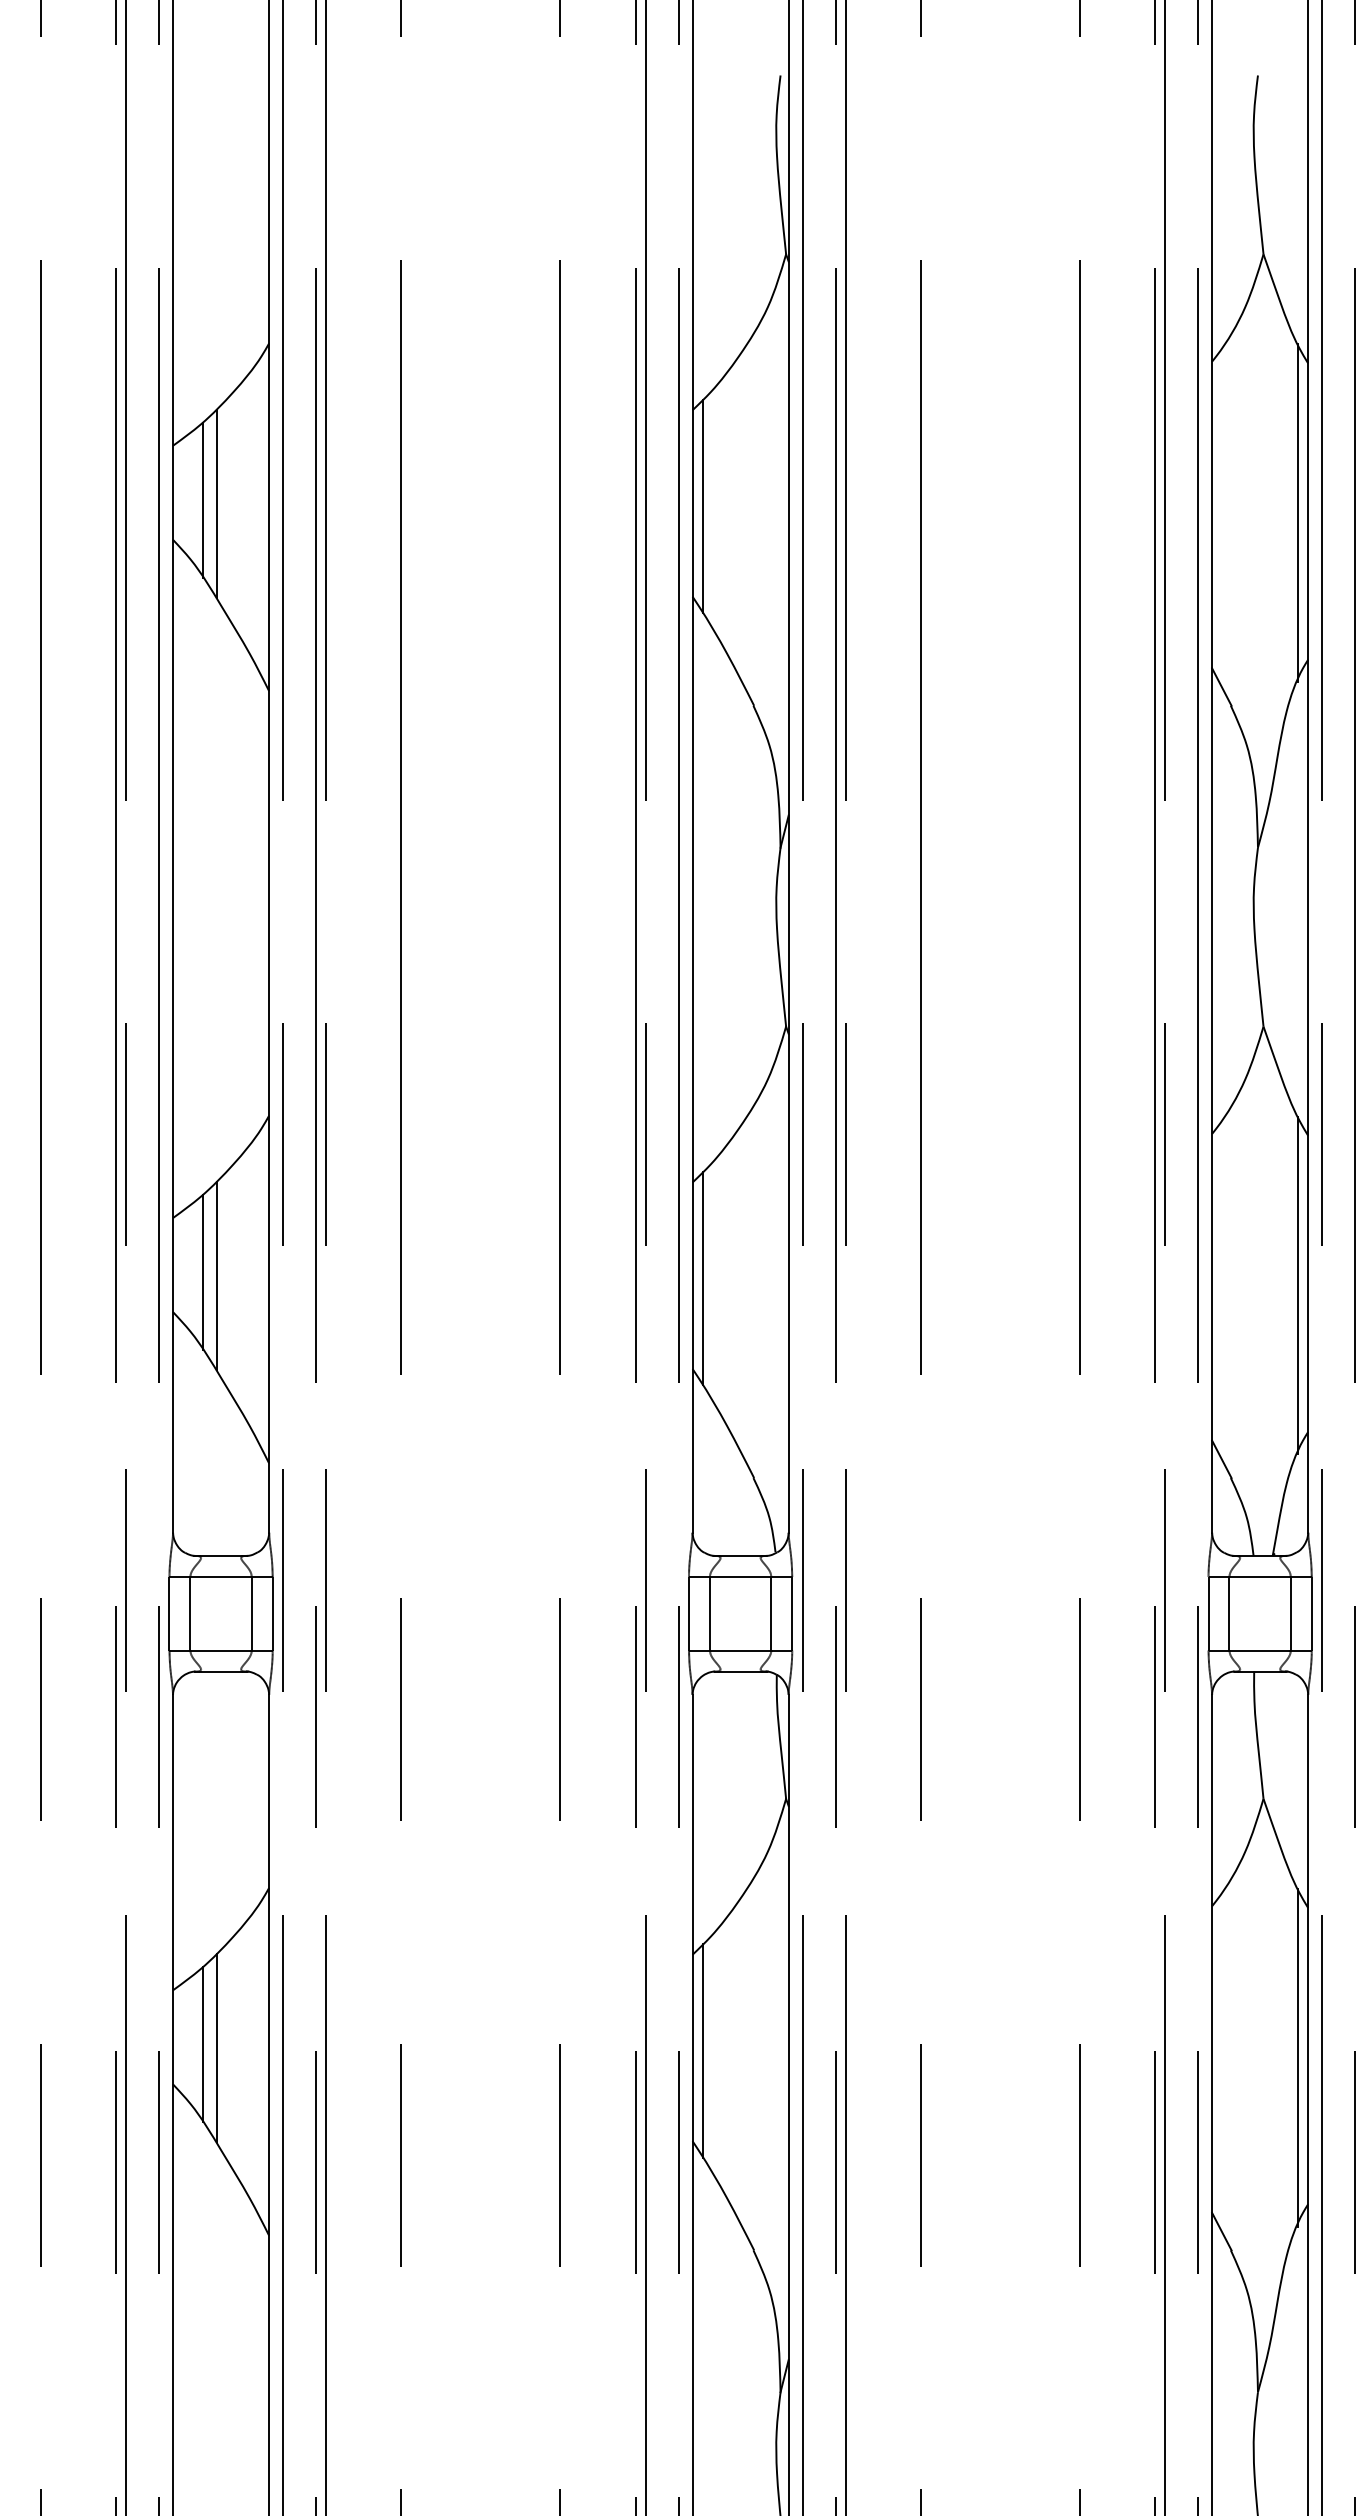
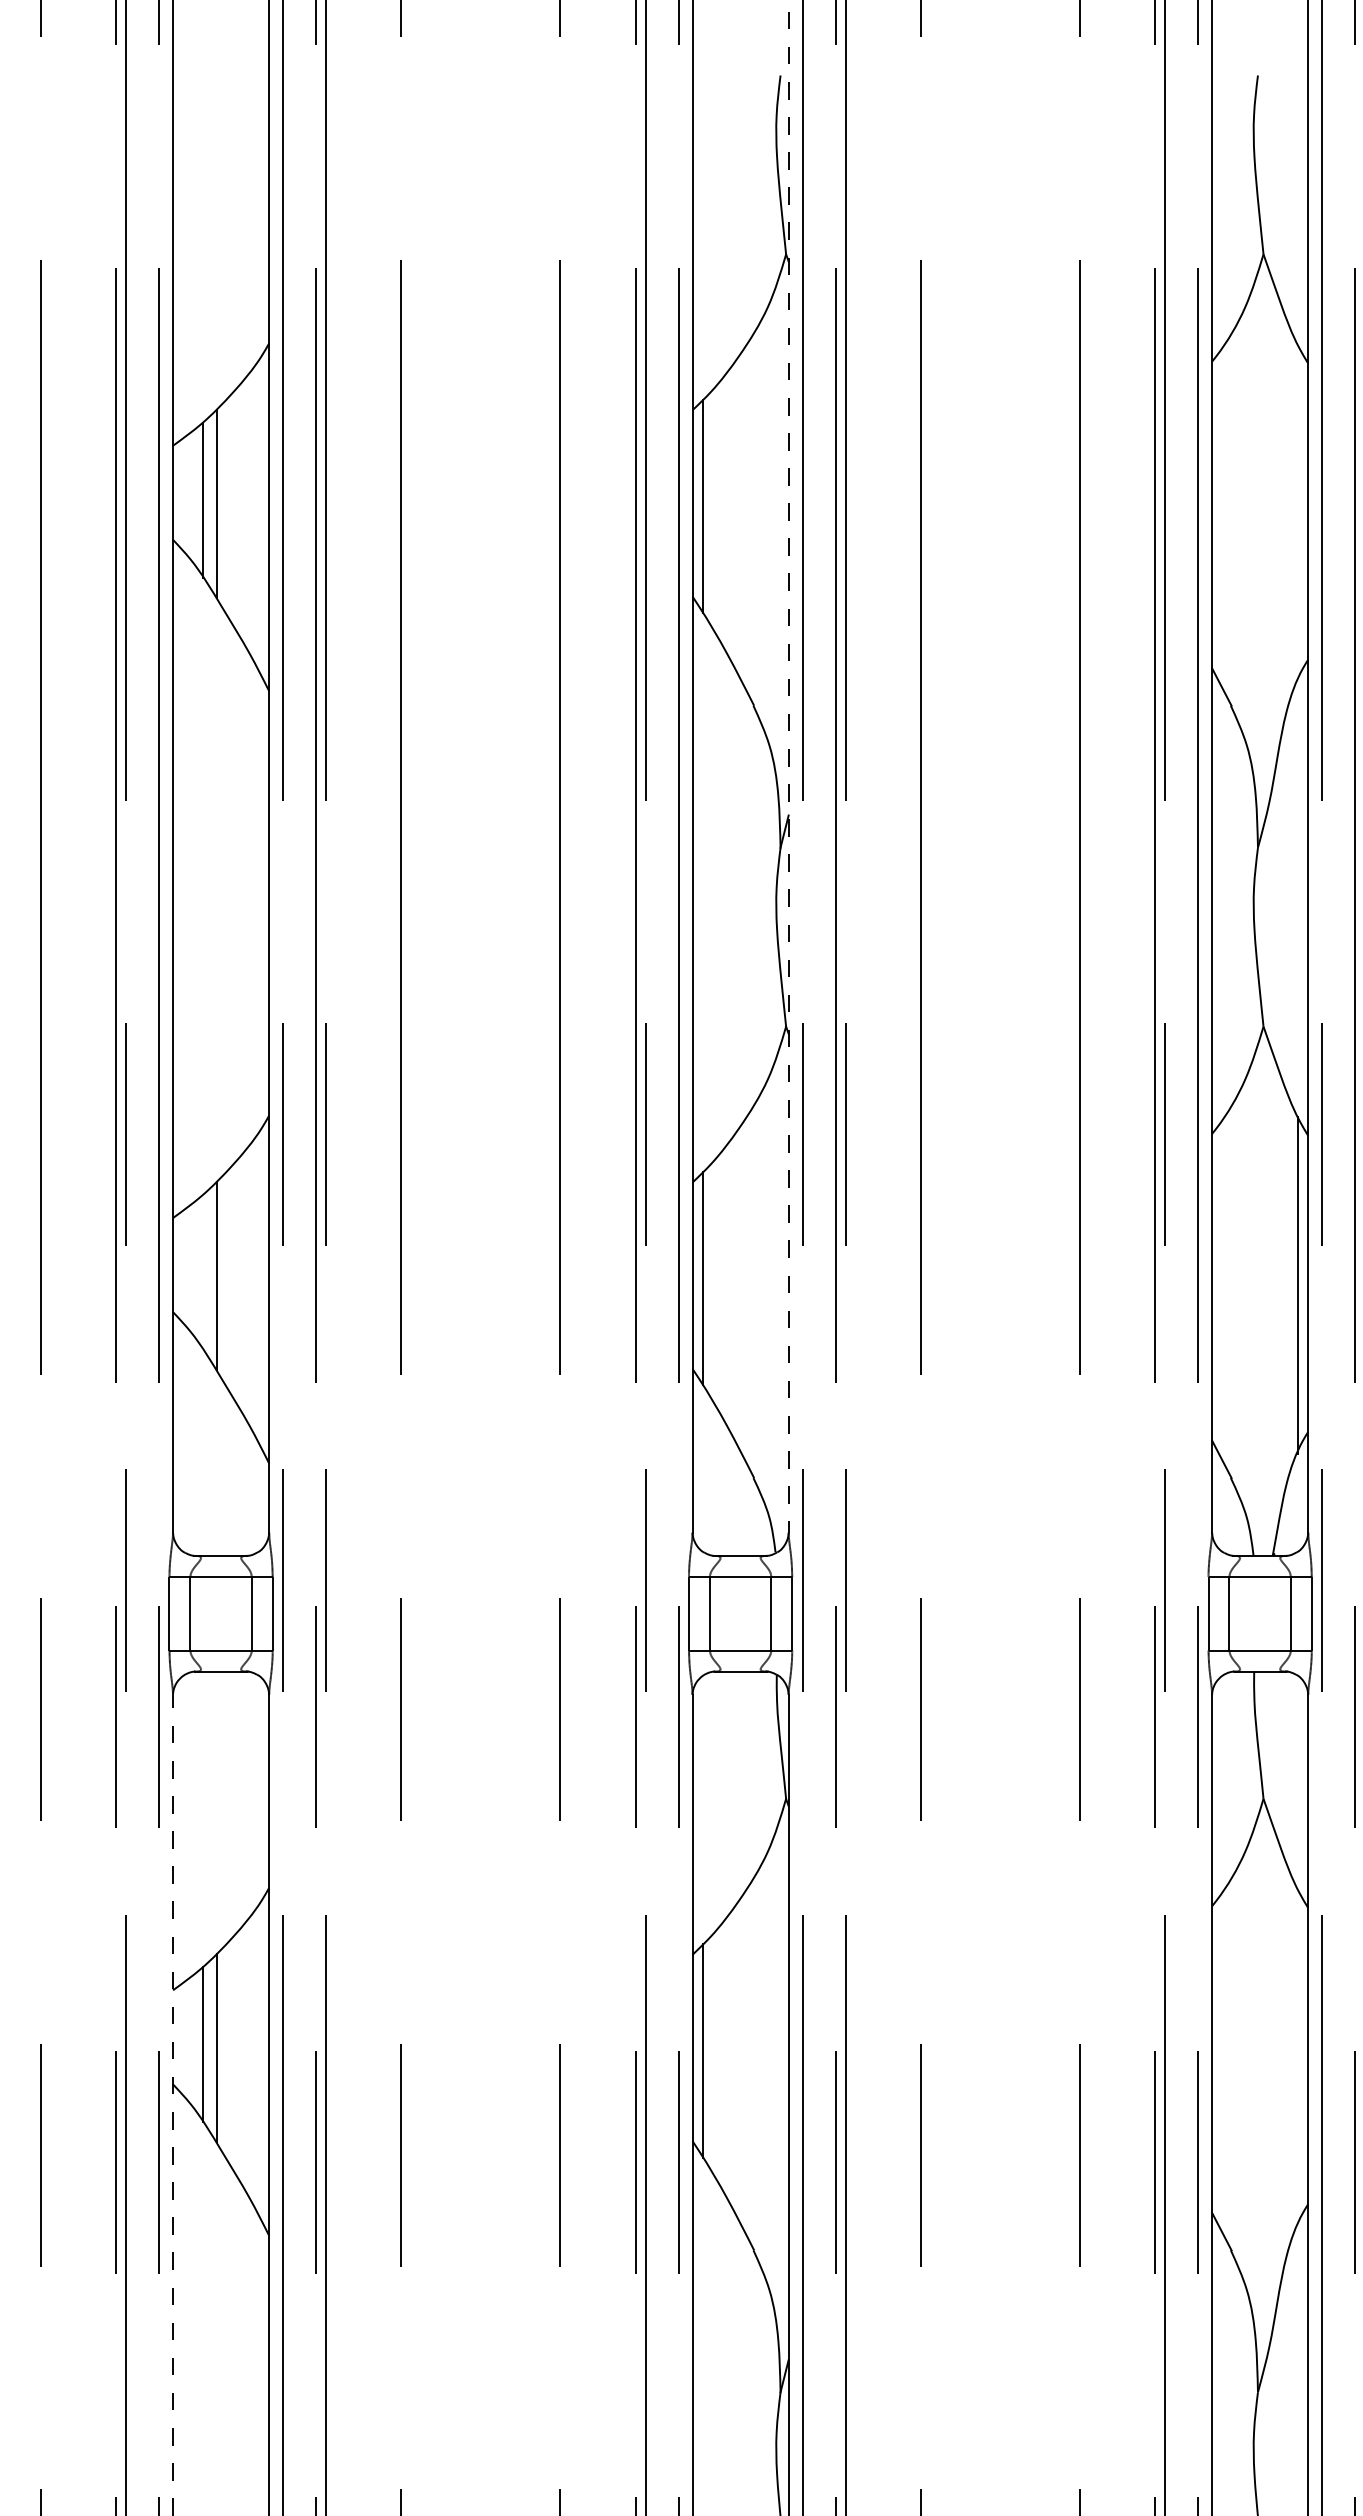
line: present -> none (1297, 513)
line: solid -> dashed (788, 767)
line: present -> none (202, 1272)
line: present -> none (1297, 2057)
line: solid -> dashed (173, 2104)
